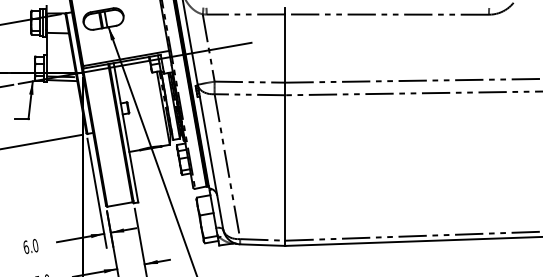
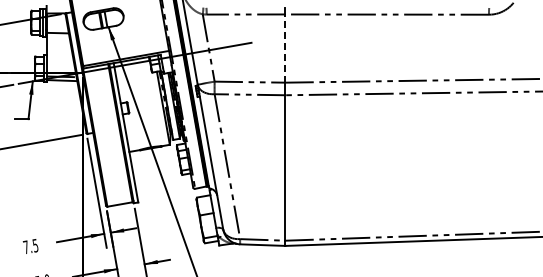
line: solid -> dashed (285, 48)
text: 6.0 -> 7.5 (30, 246)
